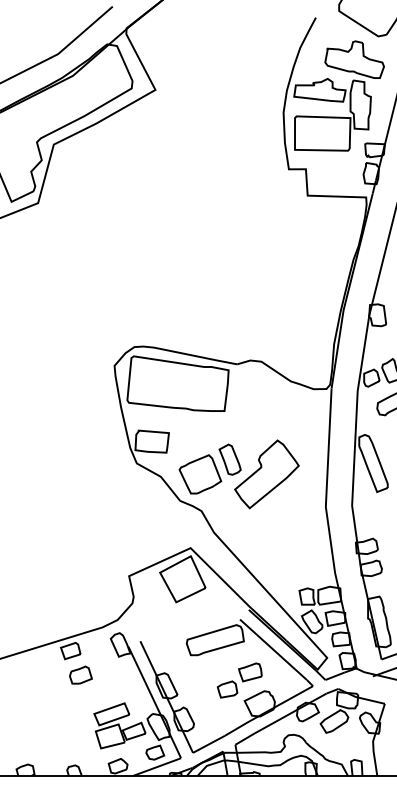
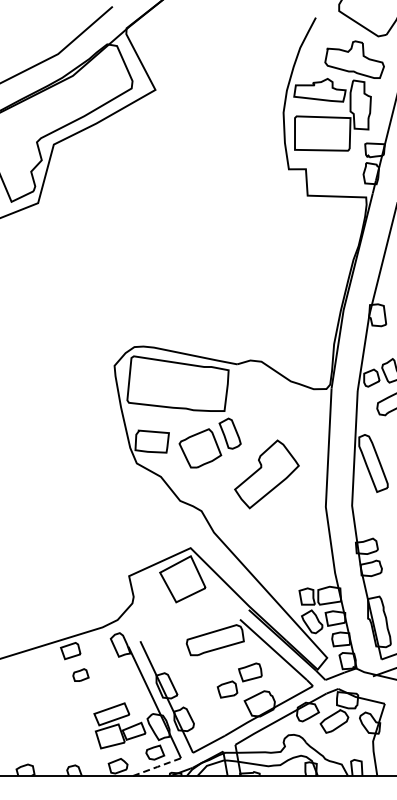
part position: (209, 468) -> (209, 442) (209, 442)
part size: 24x20 px -> 18x14 px (80, 674)
line: solid -> dashed (157, 766)
